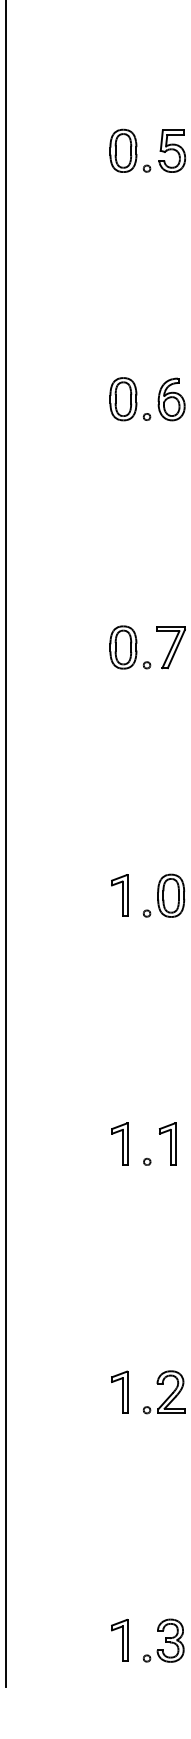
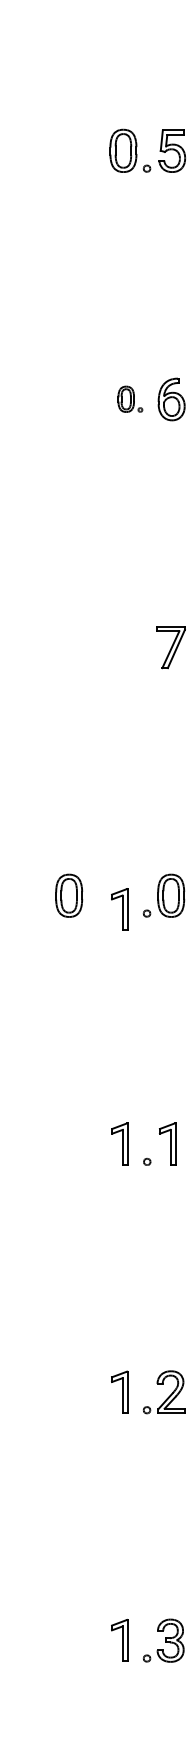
part size: 43x45 px -> 27x28 px (130, 398)
part: present -> none (130, 647)
line: present -> none (5, 844)
part: none -> present (69, 895)
part position: (119, 895) -> (119, 909) (119, 909)
